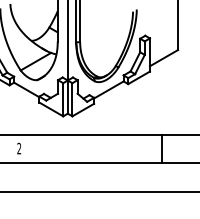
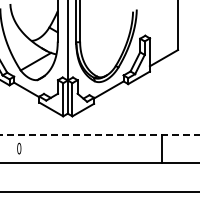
line: solid -> dashed (100, 134)
text: 2 -> 0 (19, 148)
